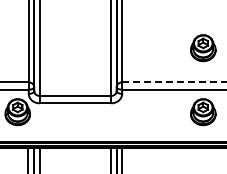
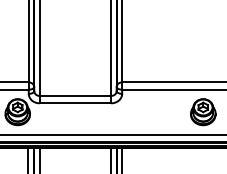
part: present -> none (203, 48)
line: dashed -> solid (173, 82)
line: none -> present (112, 135)
